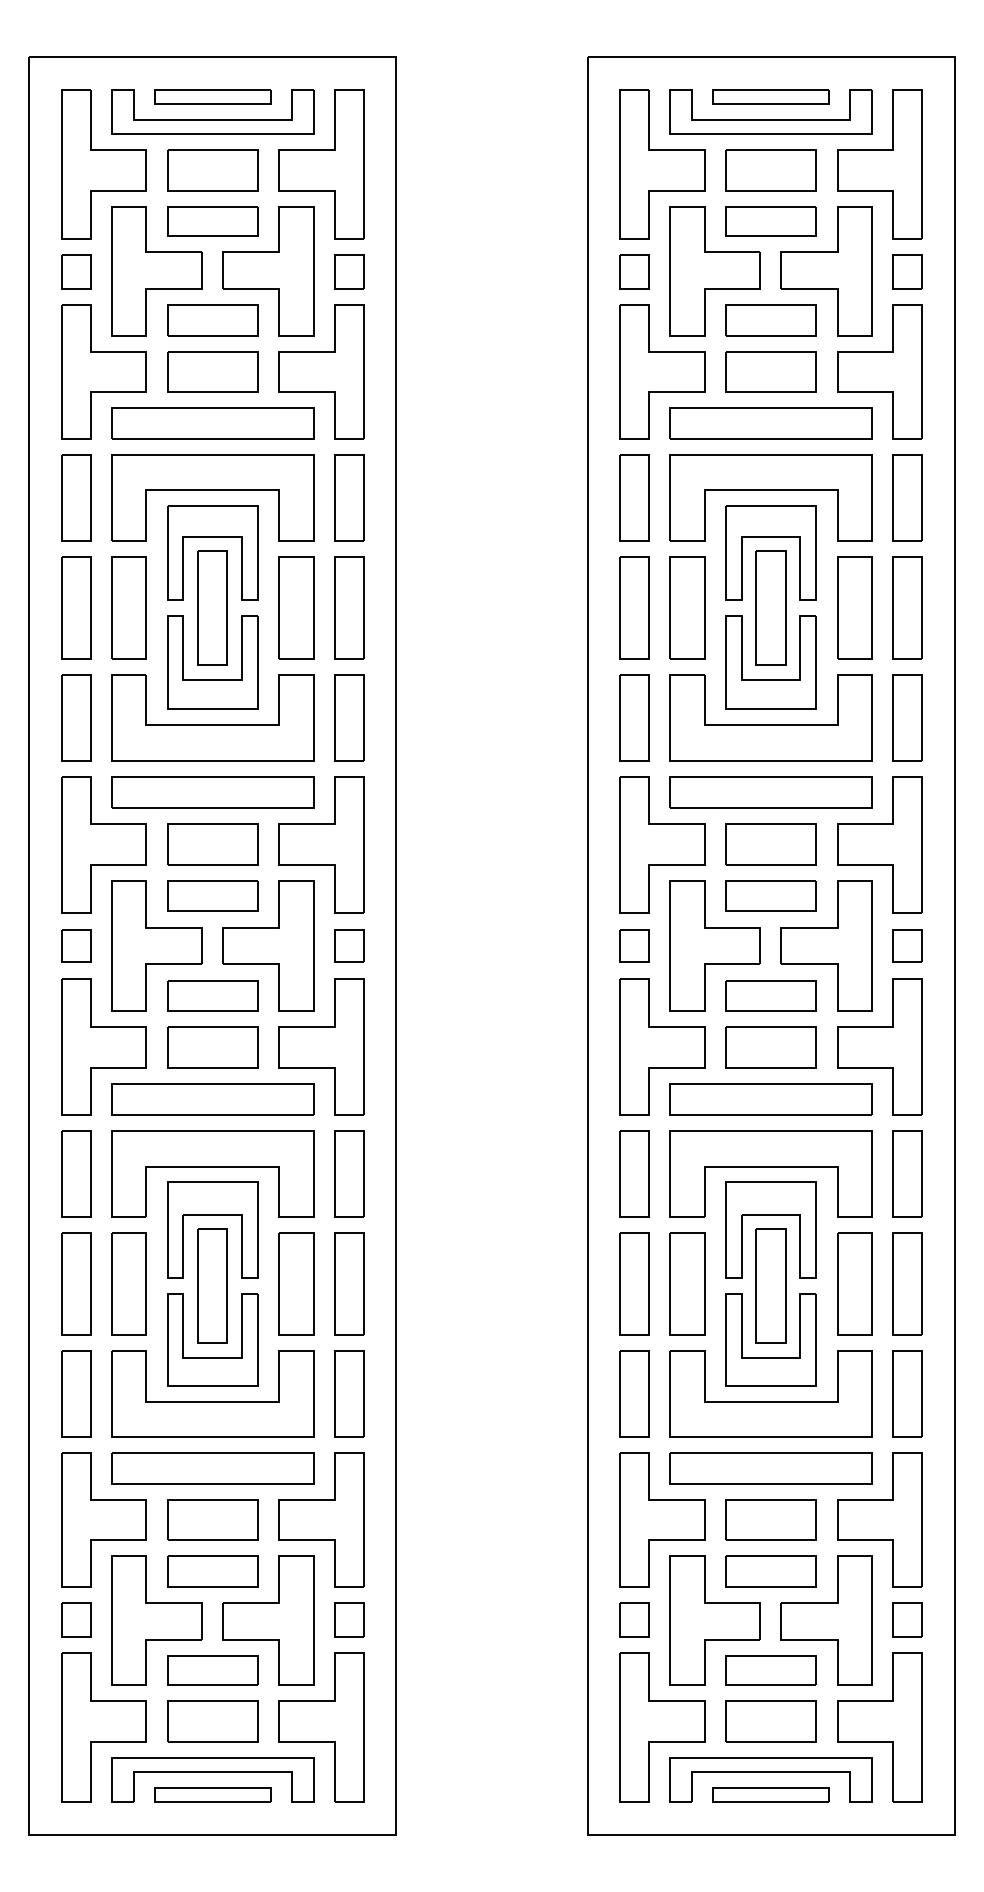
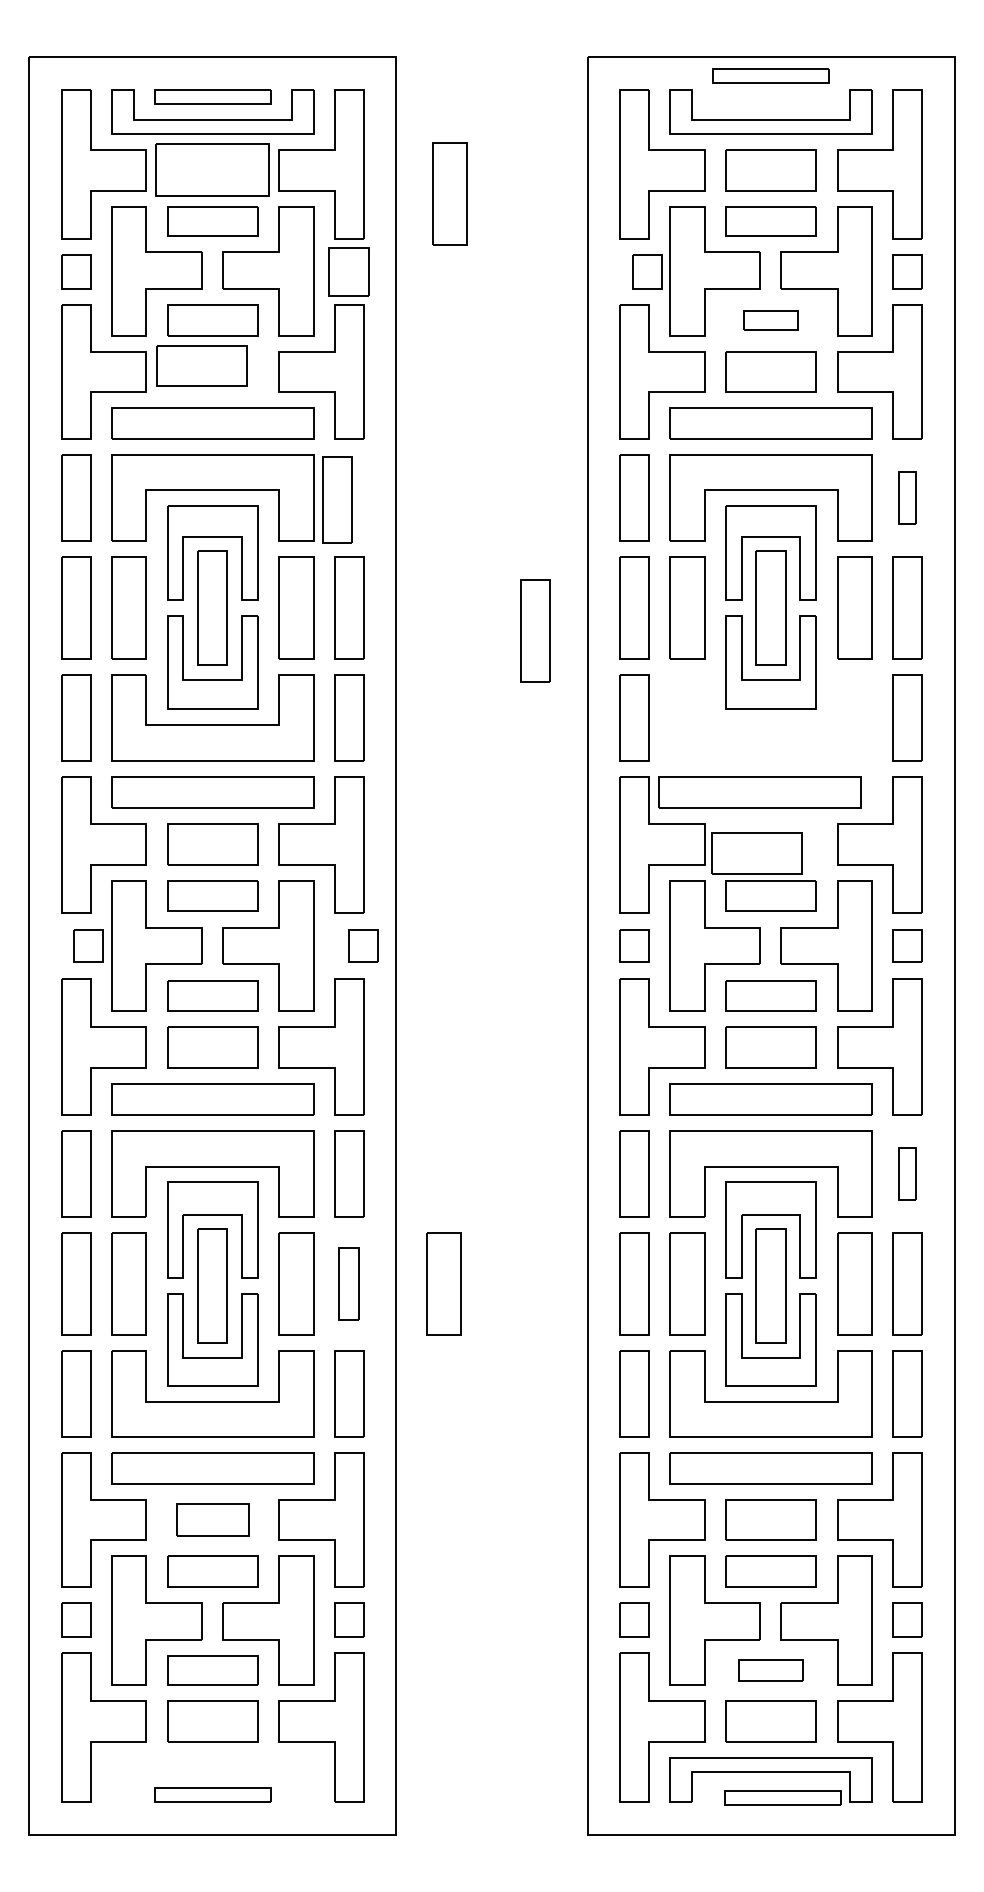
part position: (770, 96) -> (770, 75) (770, 75)
part size: 92x43 px -> 115x54 px (212, 169)
part: none -> present (449, 193)
part size: 31x36 px -> 42x50 px (348, 271)
part position: (634, 271) -> (647, 271) (647, 271)
part size: 92x33 px -> 56x21 px (770, 320)
part position: (212, 371) -> (201, 365) (201, 365)
part position: (349, 497) -> (337, 499) (337, 499)
part size: 31x88 px -> 19x54 px (907, 497)
part: none -> present (535, 630)
part: present -> none (770, 724)
part position: (770, 792) -> (759, 792) (759, 792)
part position: (770, 844) -> (756, 853) (756, 853)
part position: (76, 945) -> (88, 945) (88, 945)
part position: (349, 945) -> (363, 945) (363, 945)
part size: 31x88 px -> 19x54 px (907, 1173)
part size: 31x104 px -> 22x74 px (348, 1283)
part: none -> present (443, 1283)
part size: 92x42 px -> 74x34 px (212, 1519)
part size: 92x31 px -> 66x23 px (770, 1670)
part: present -> none (212, 1772)
part position: (770, 1794) -> (782, 1797) (782, 1797)
